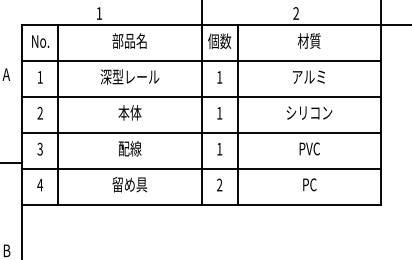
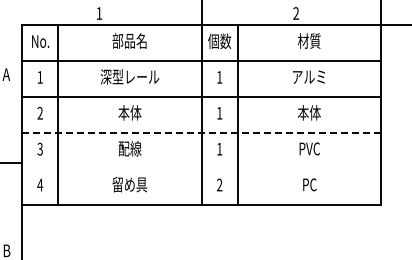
text: シリコン -> 本体 (309, 112)
line: solid -> dashed (202, 132)
line: present -> none (201, 168)
